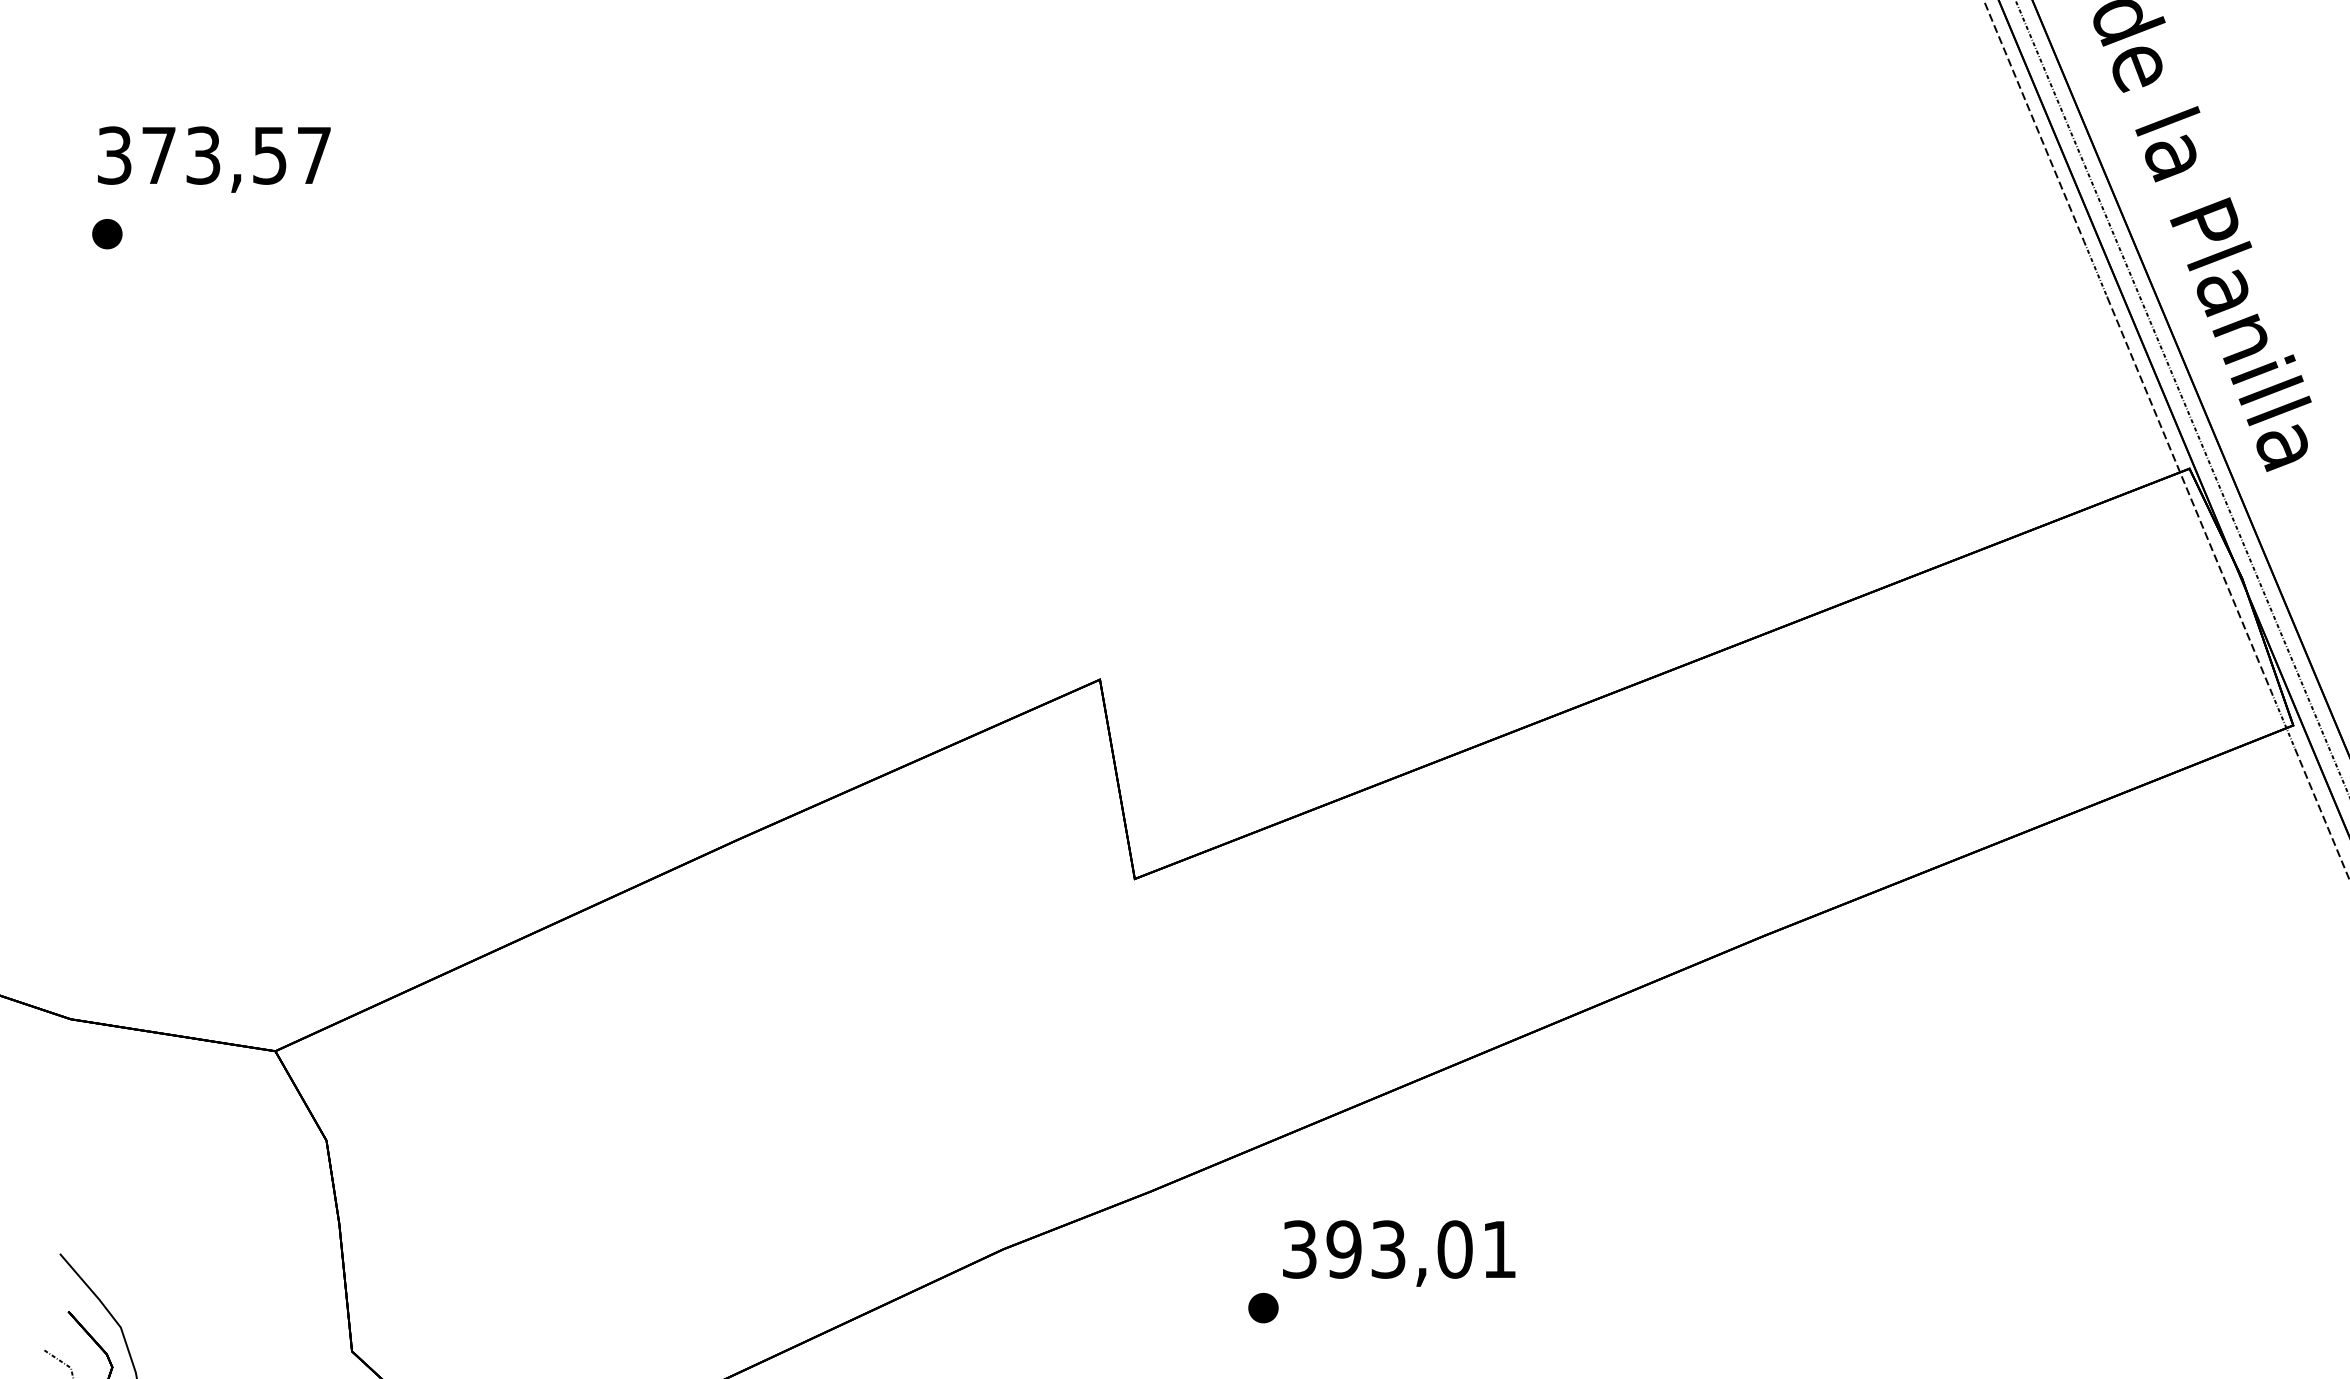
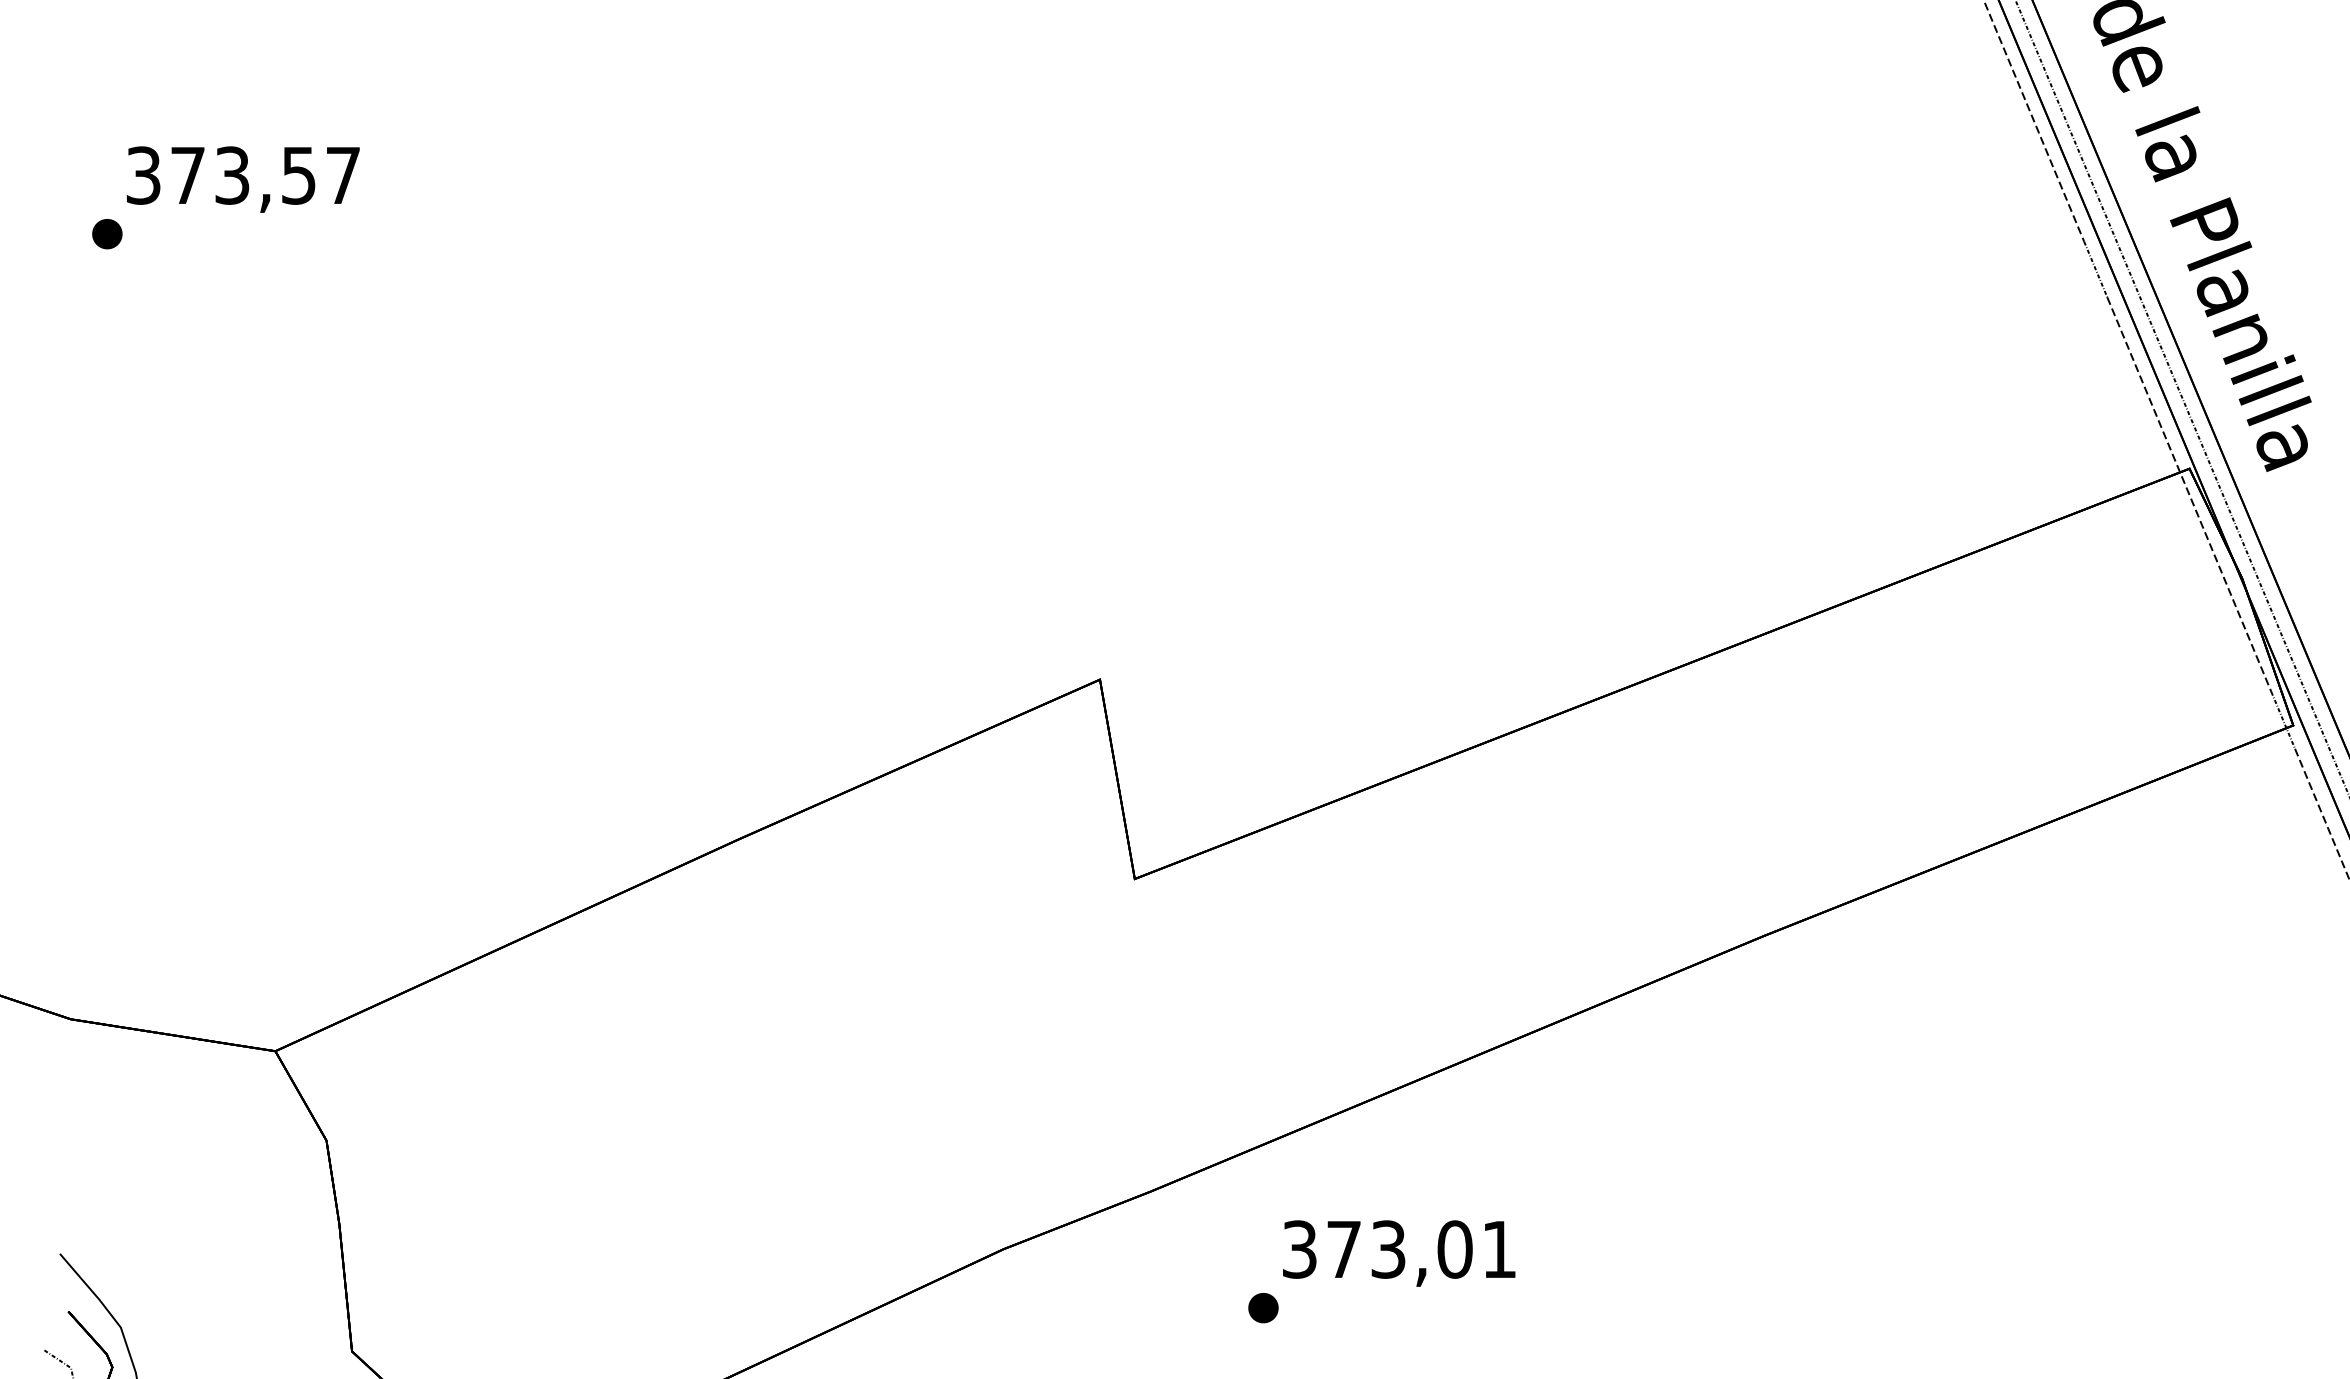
text position: (214, 159) -> (243, 179) (243, 179)
text: 393,01 -> 373,01 (1343, 1249)
